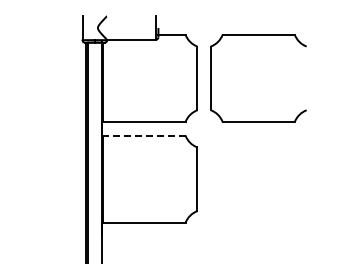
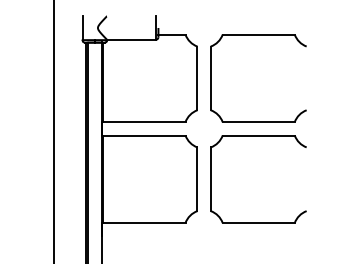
line: none -> present (54, 131)
line: dashed -> solid (143, 135)
part: none -> present (258, 136)
